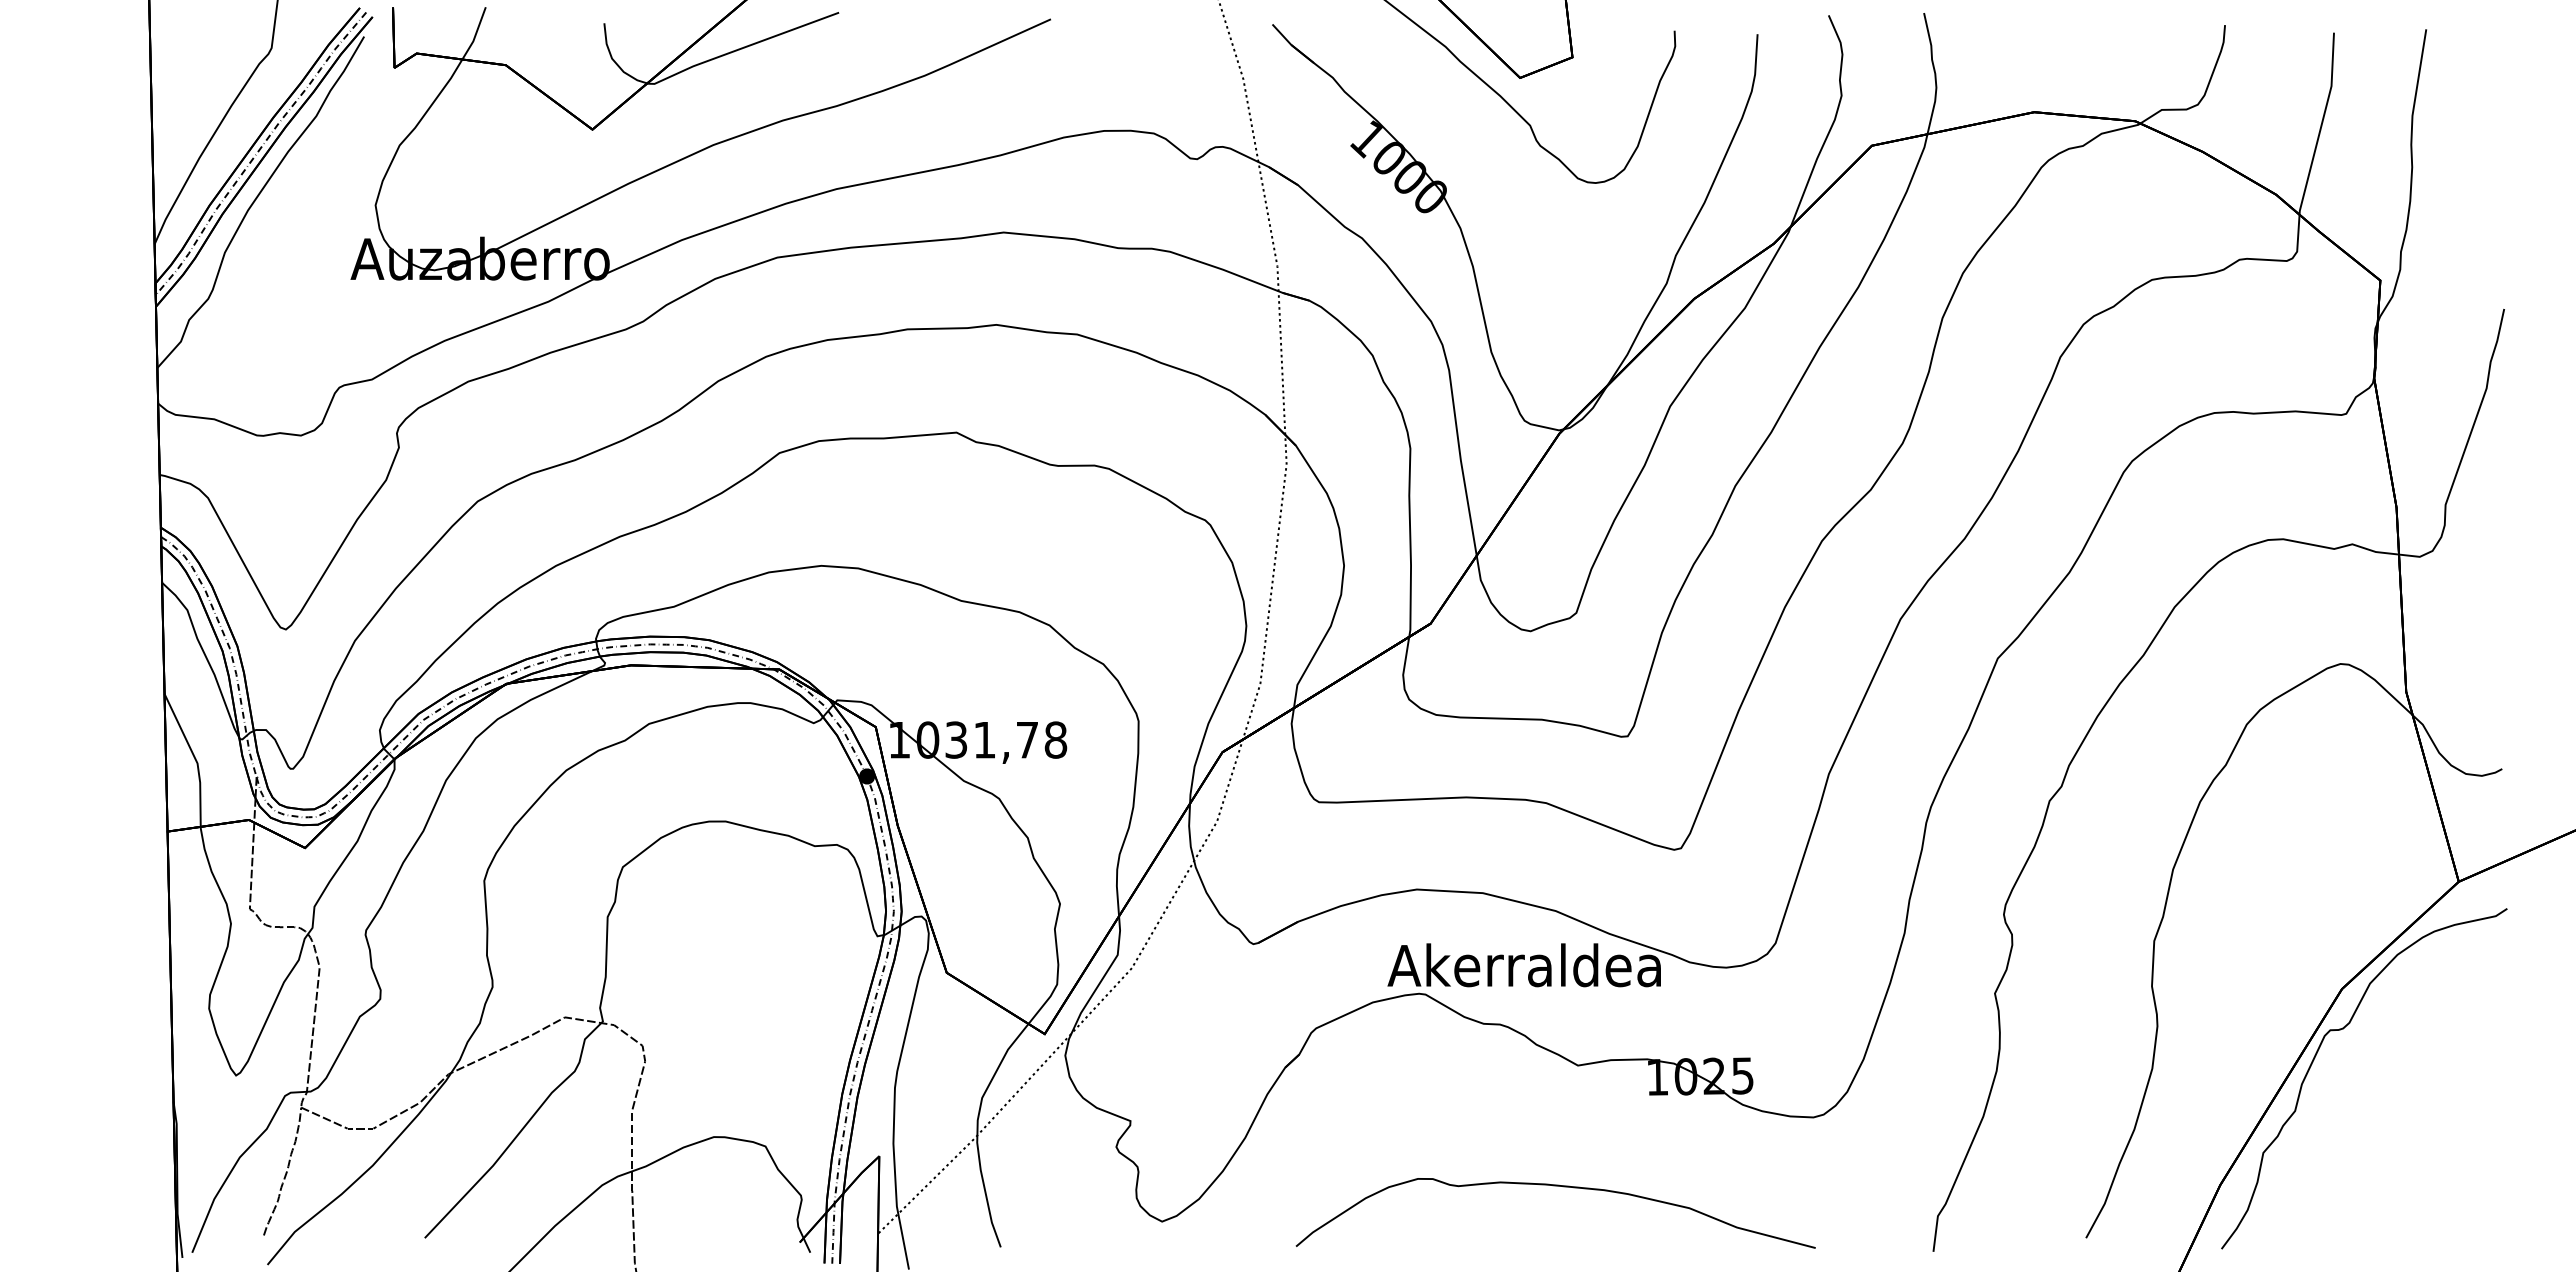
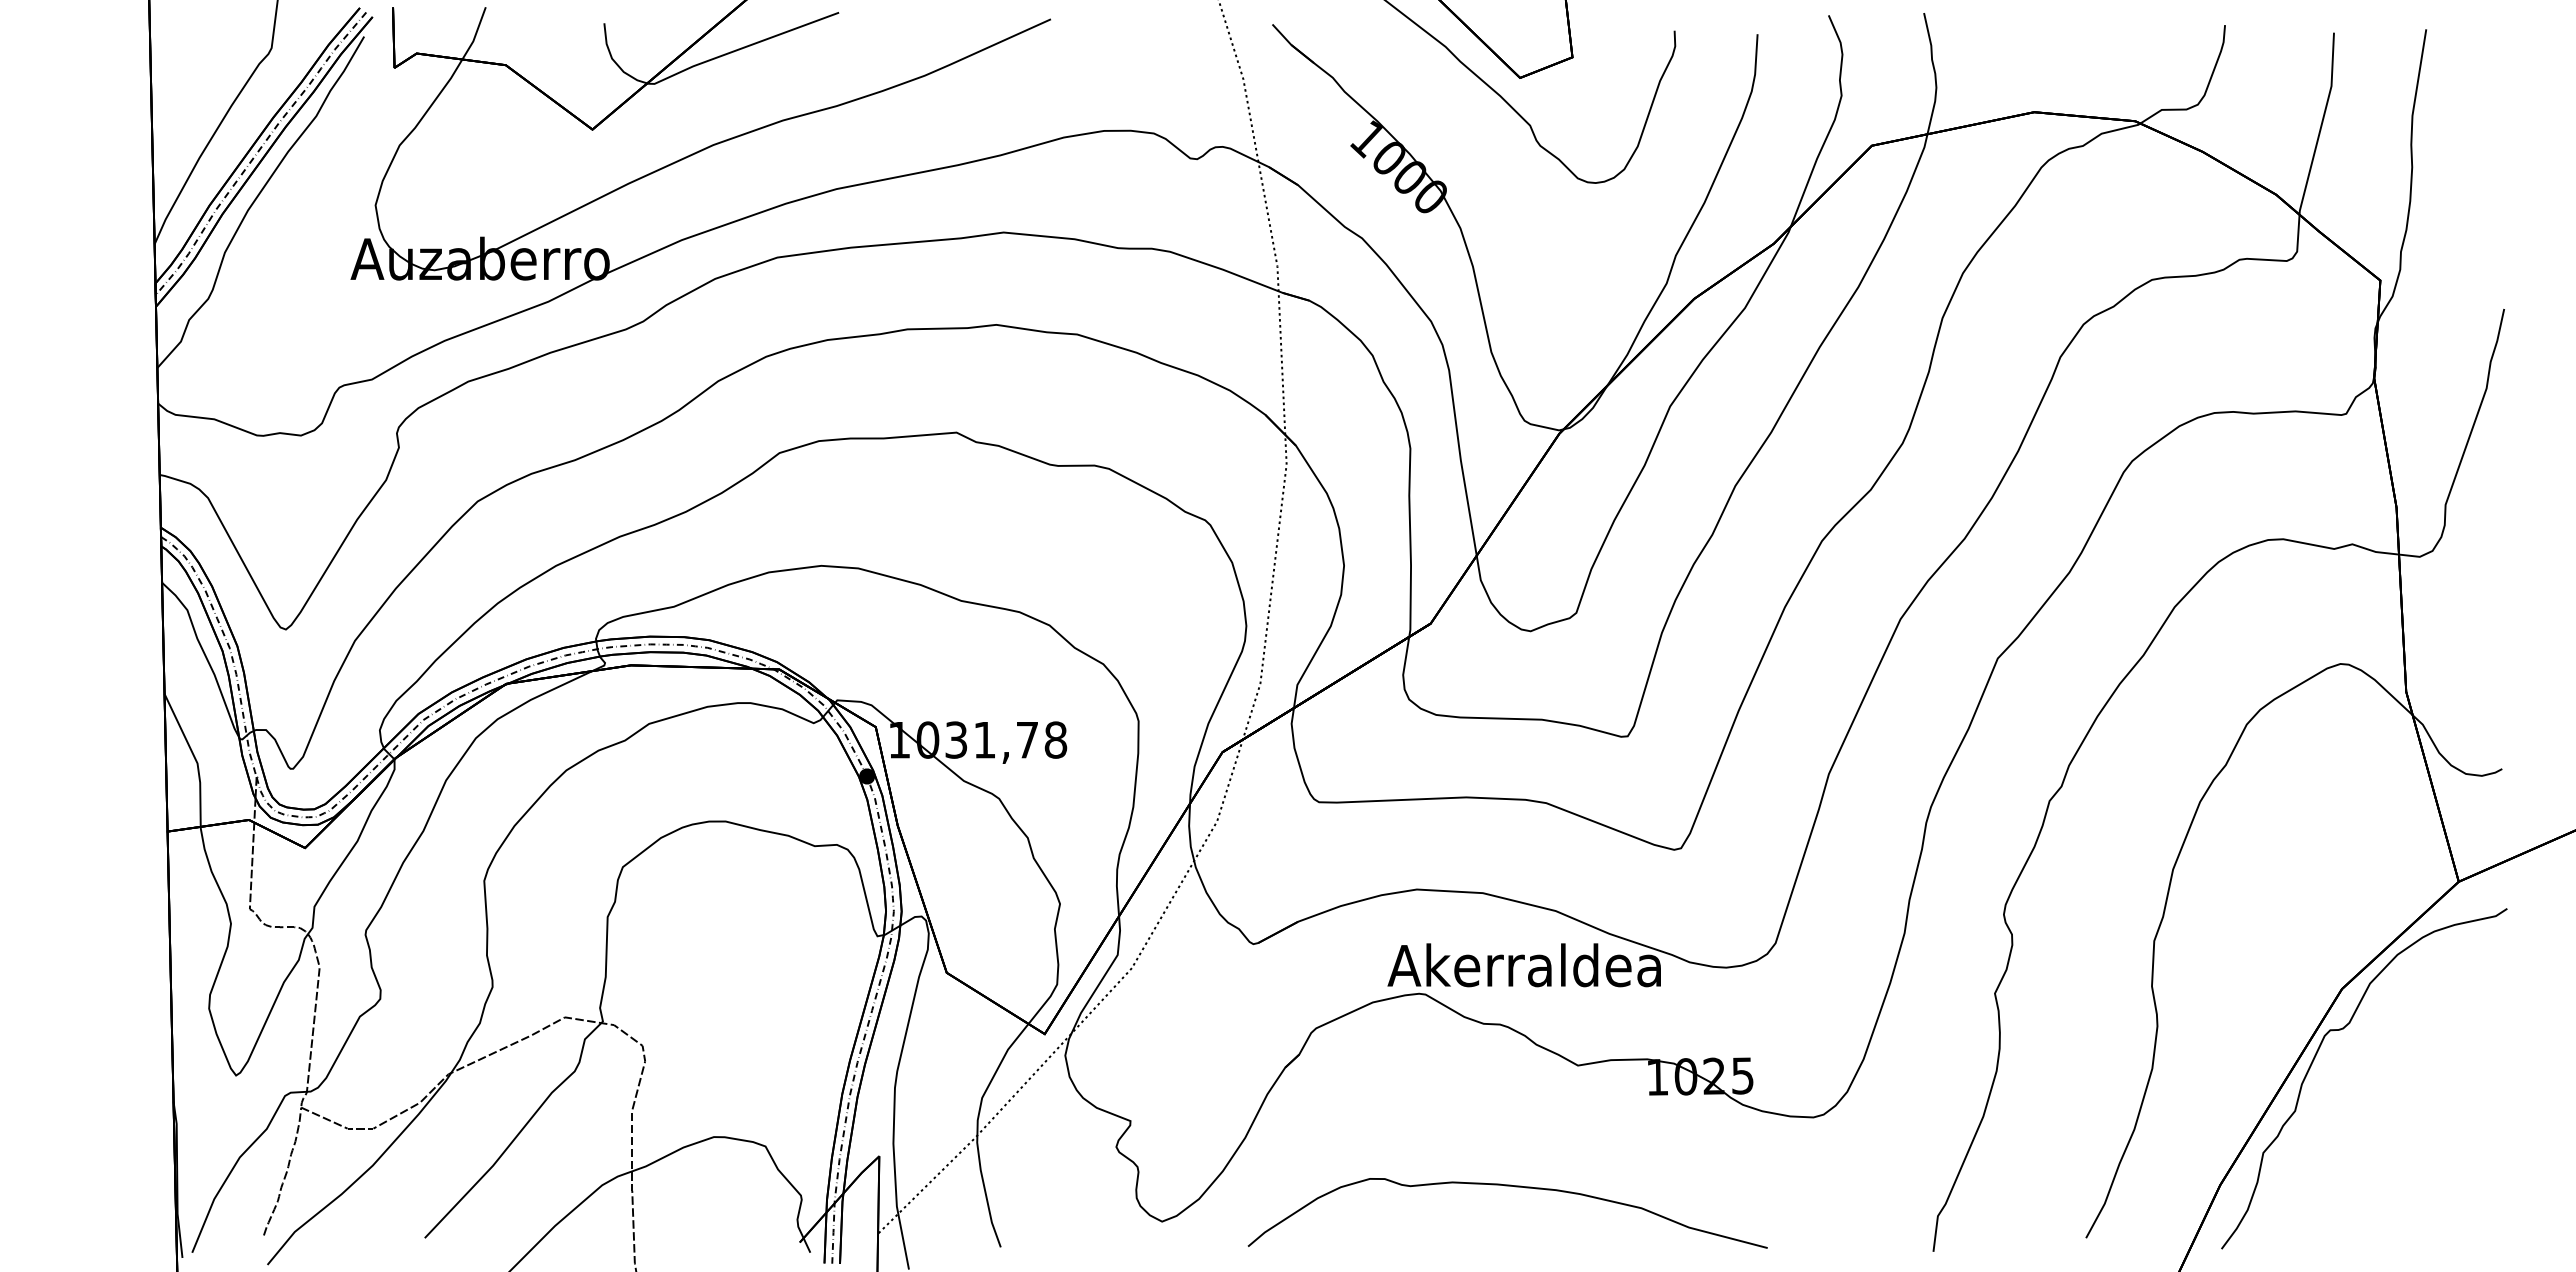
curve position: (1555, 1186) -> (1507, 1186) (1507, 1186)
